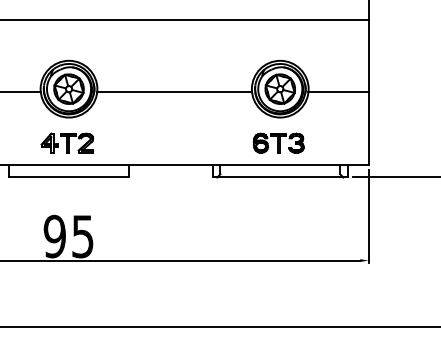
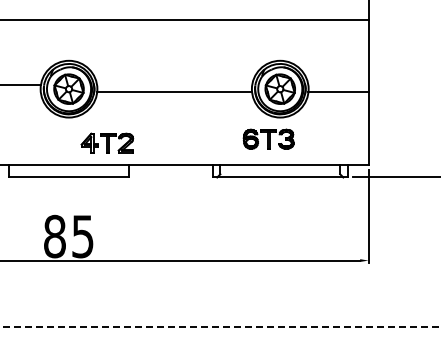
line position: (21, 92) -> (21, 85) (21, 85)
part position: (67, 142) -> (107, 142) (107, 142)
part position: (278, 142) -> (268, 138) (268, 138)
text: 95 -> 85 (54, 236)
line: solid -> dashed (220, 327)
